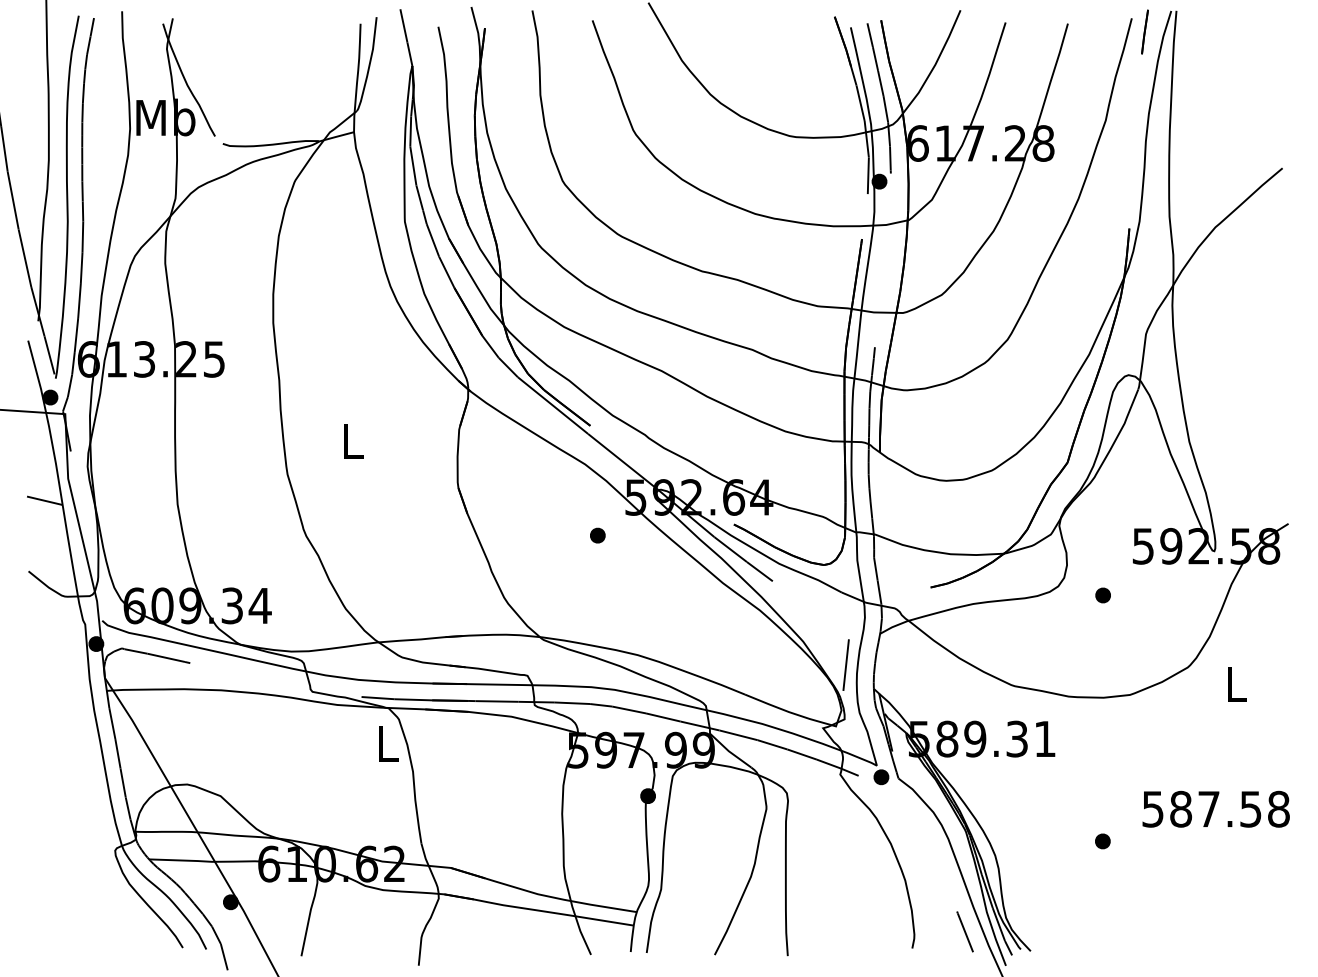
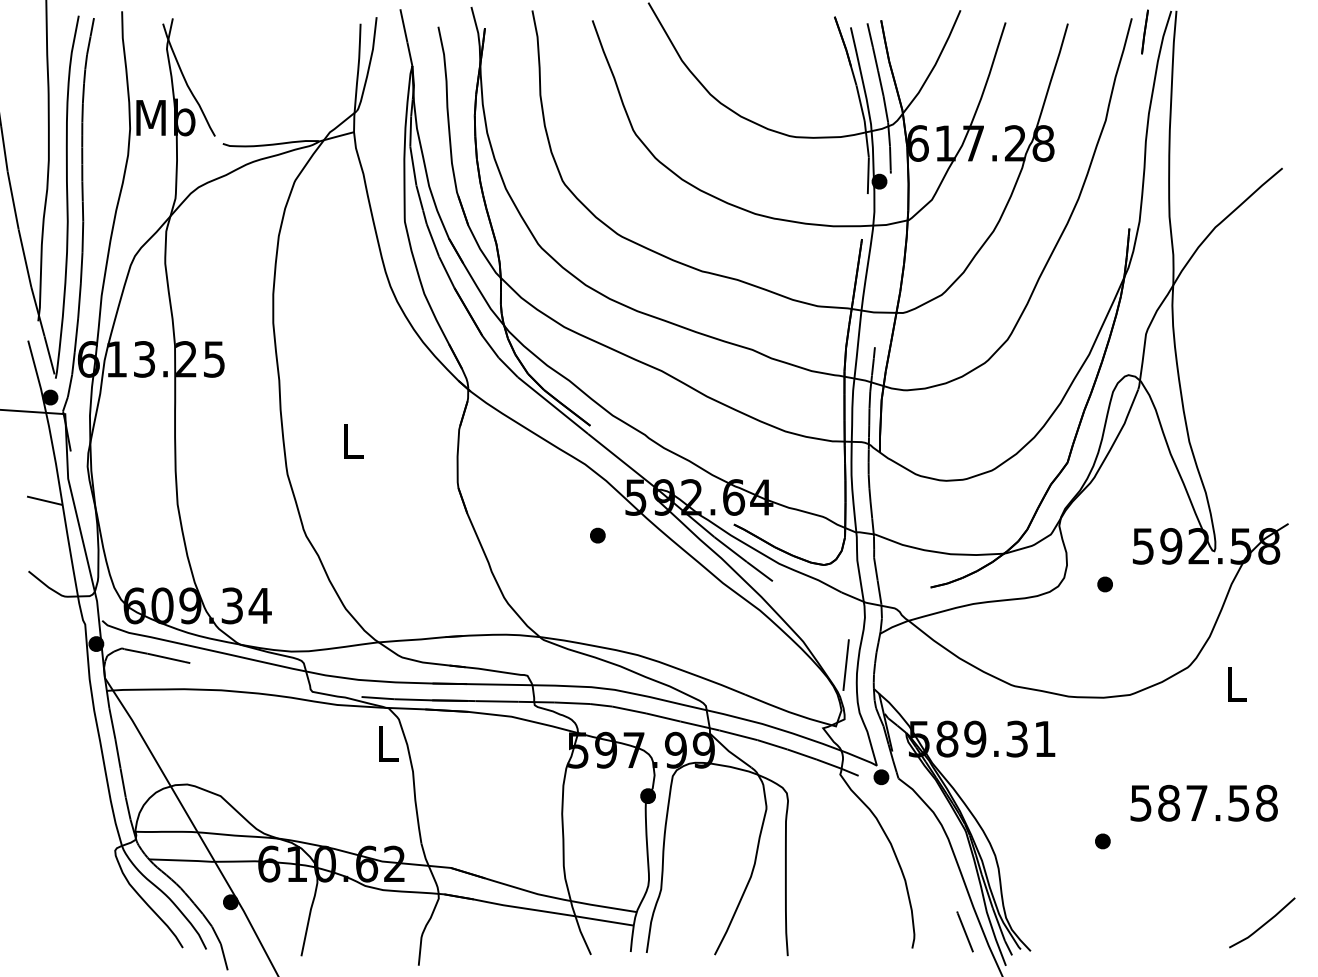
part position: (1102, 595) -> (1104, 584) (1104, 584)
text position: (1215, 808) -> (1203, 802) (1203, 802)
line: none -> present (1262, 924)
